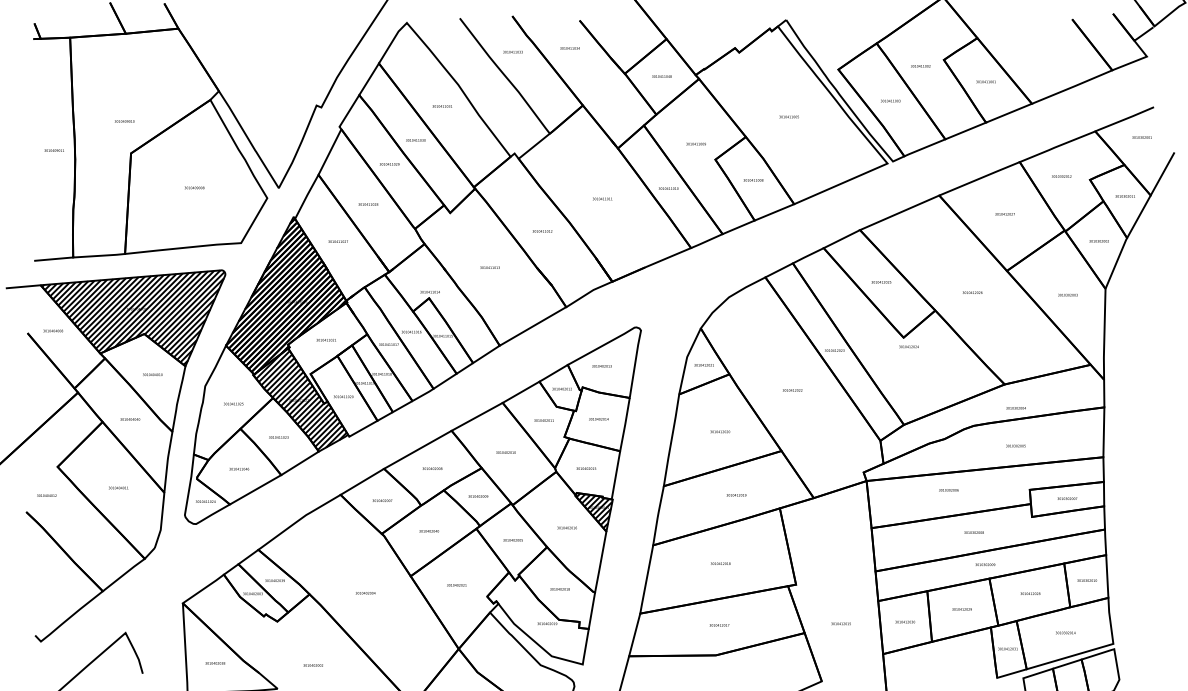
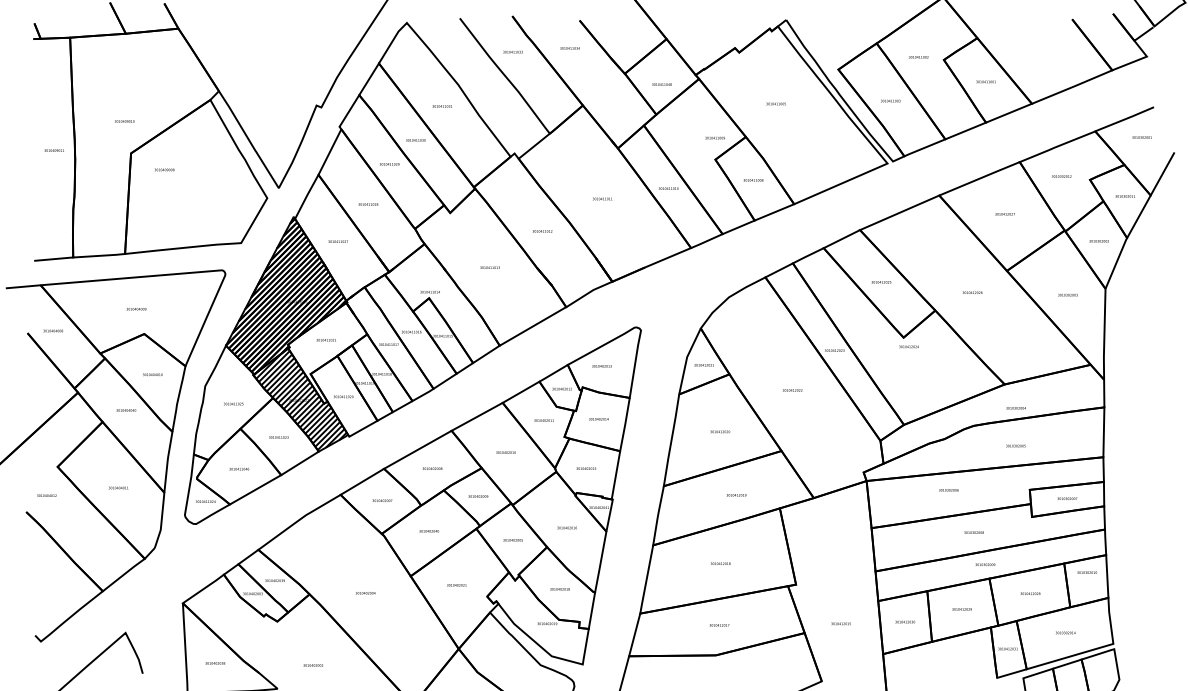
text position: (920, 66) -> (918, 57) (918, 57)
text position: (661, 76) -> (661, 84) (661, 84)
text position: (788, 116) -> (775, 103) (775, 103)
text position: (695, 143) -> (714, 137) (714, 137)
text position: (194, 187) -> (164, 169) (164, 169)
hatch: present -> none (133, 317)
text position: (130, 419) -> (126, 410) (126, 410)
hatch: present -> none (594, 512)
text position: (1086, 580) -> (1086, 572) (1086, 572)
